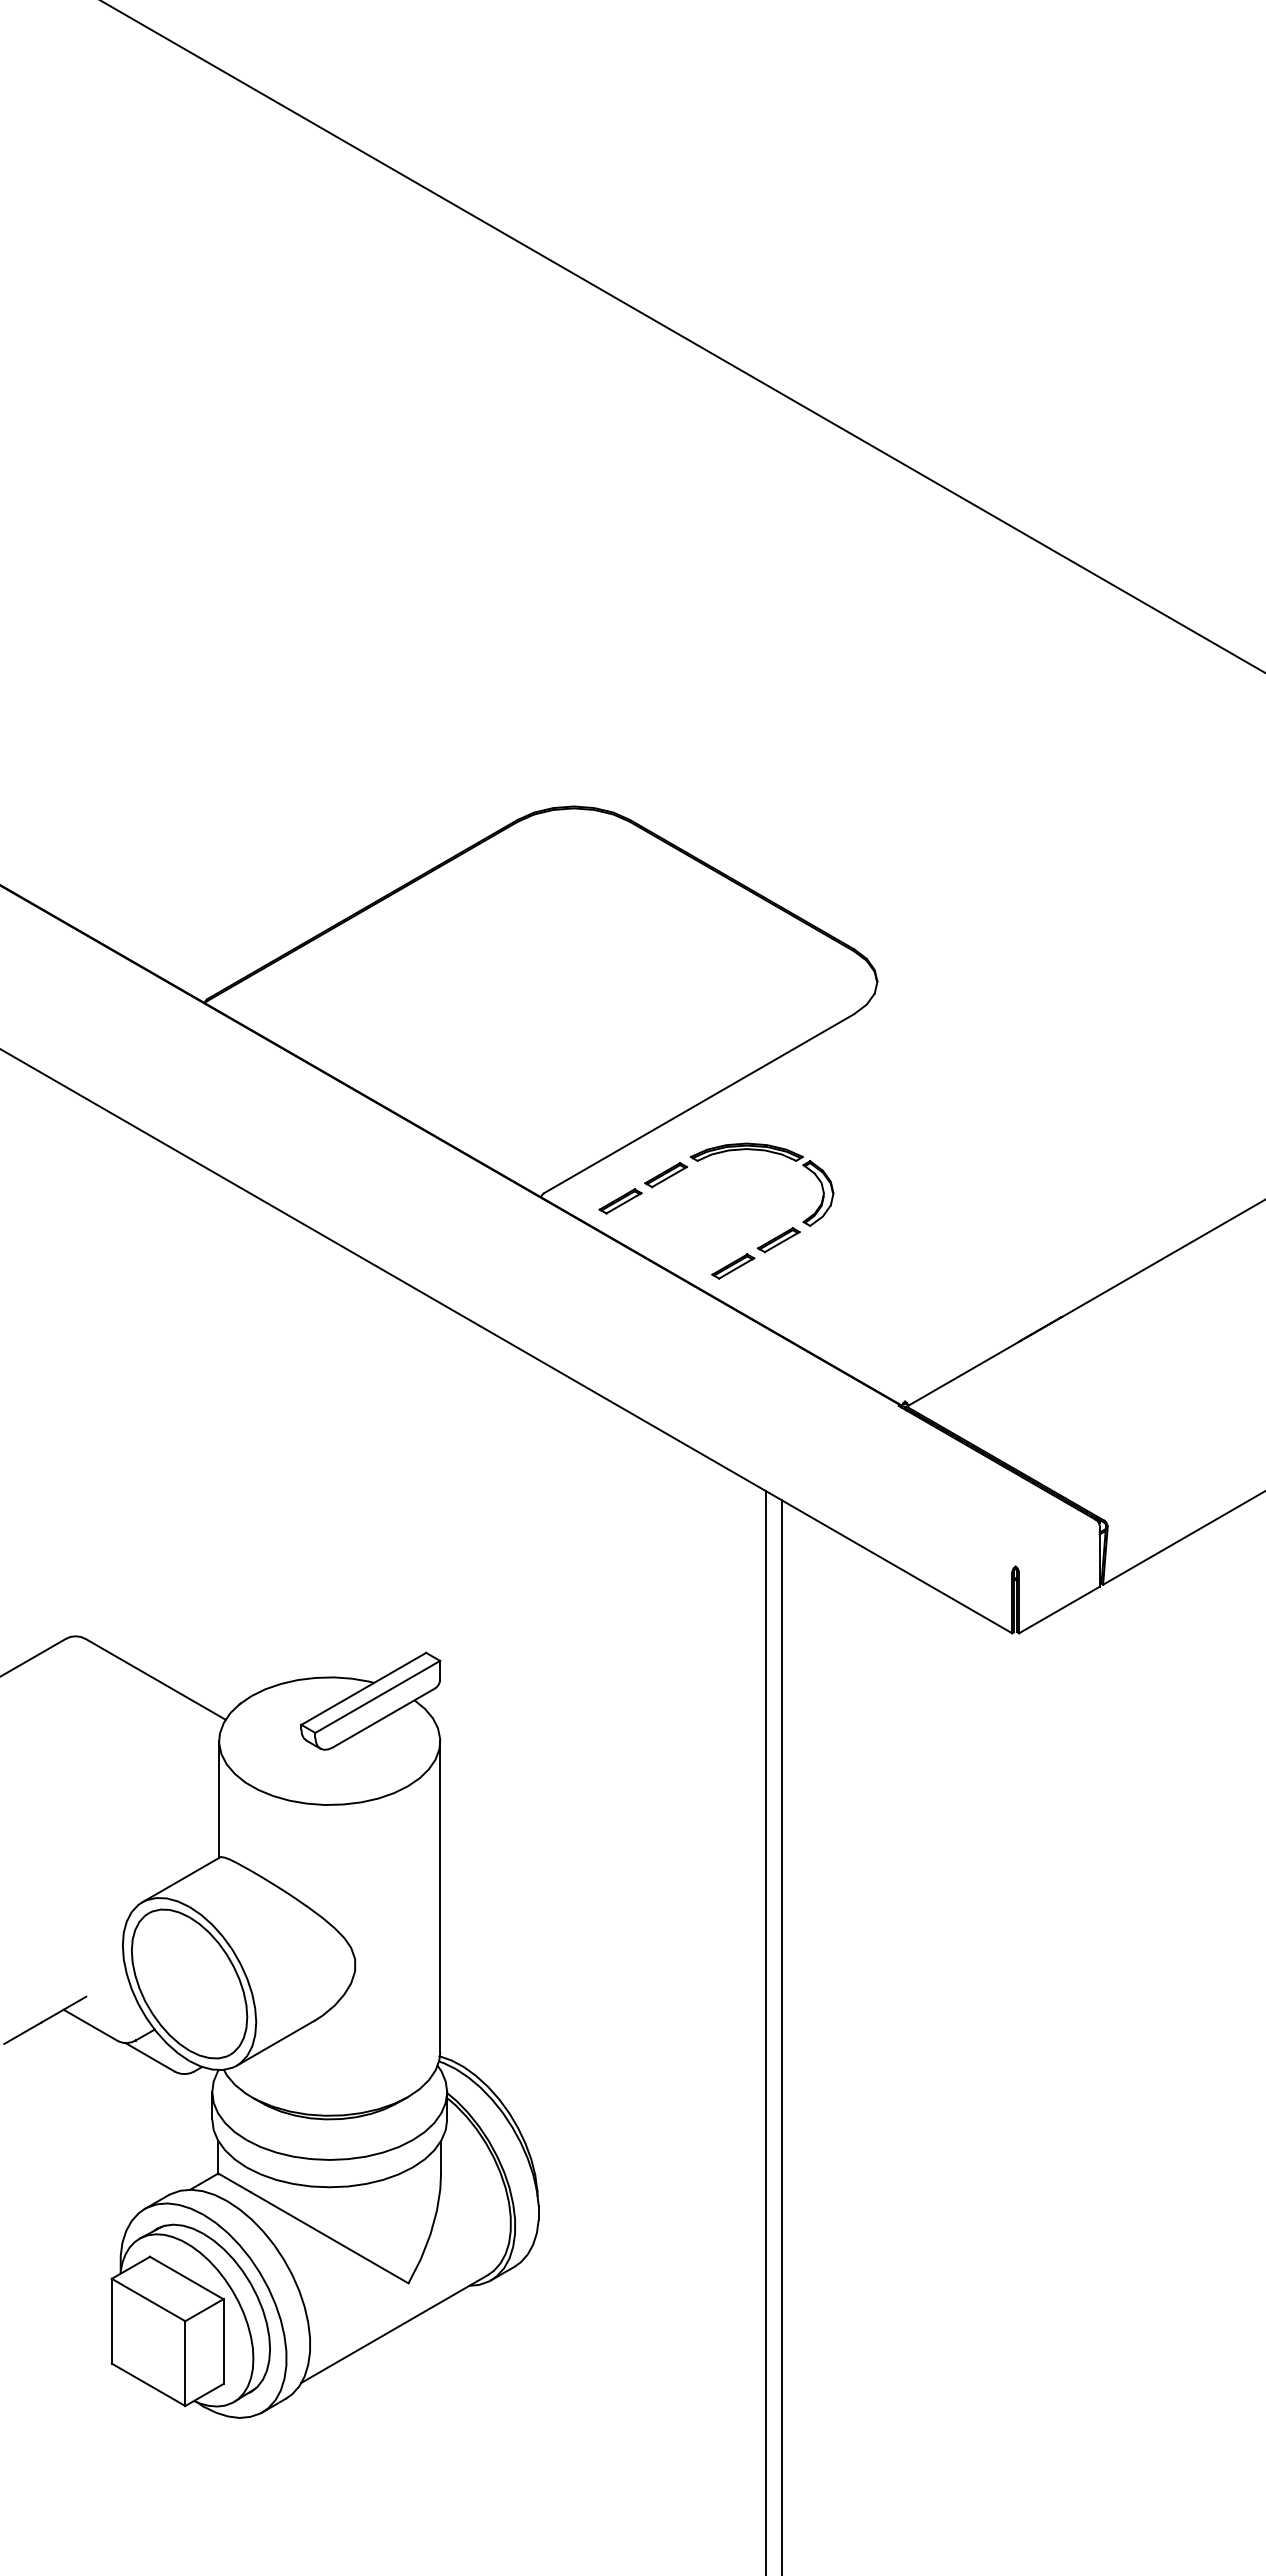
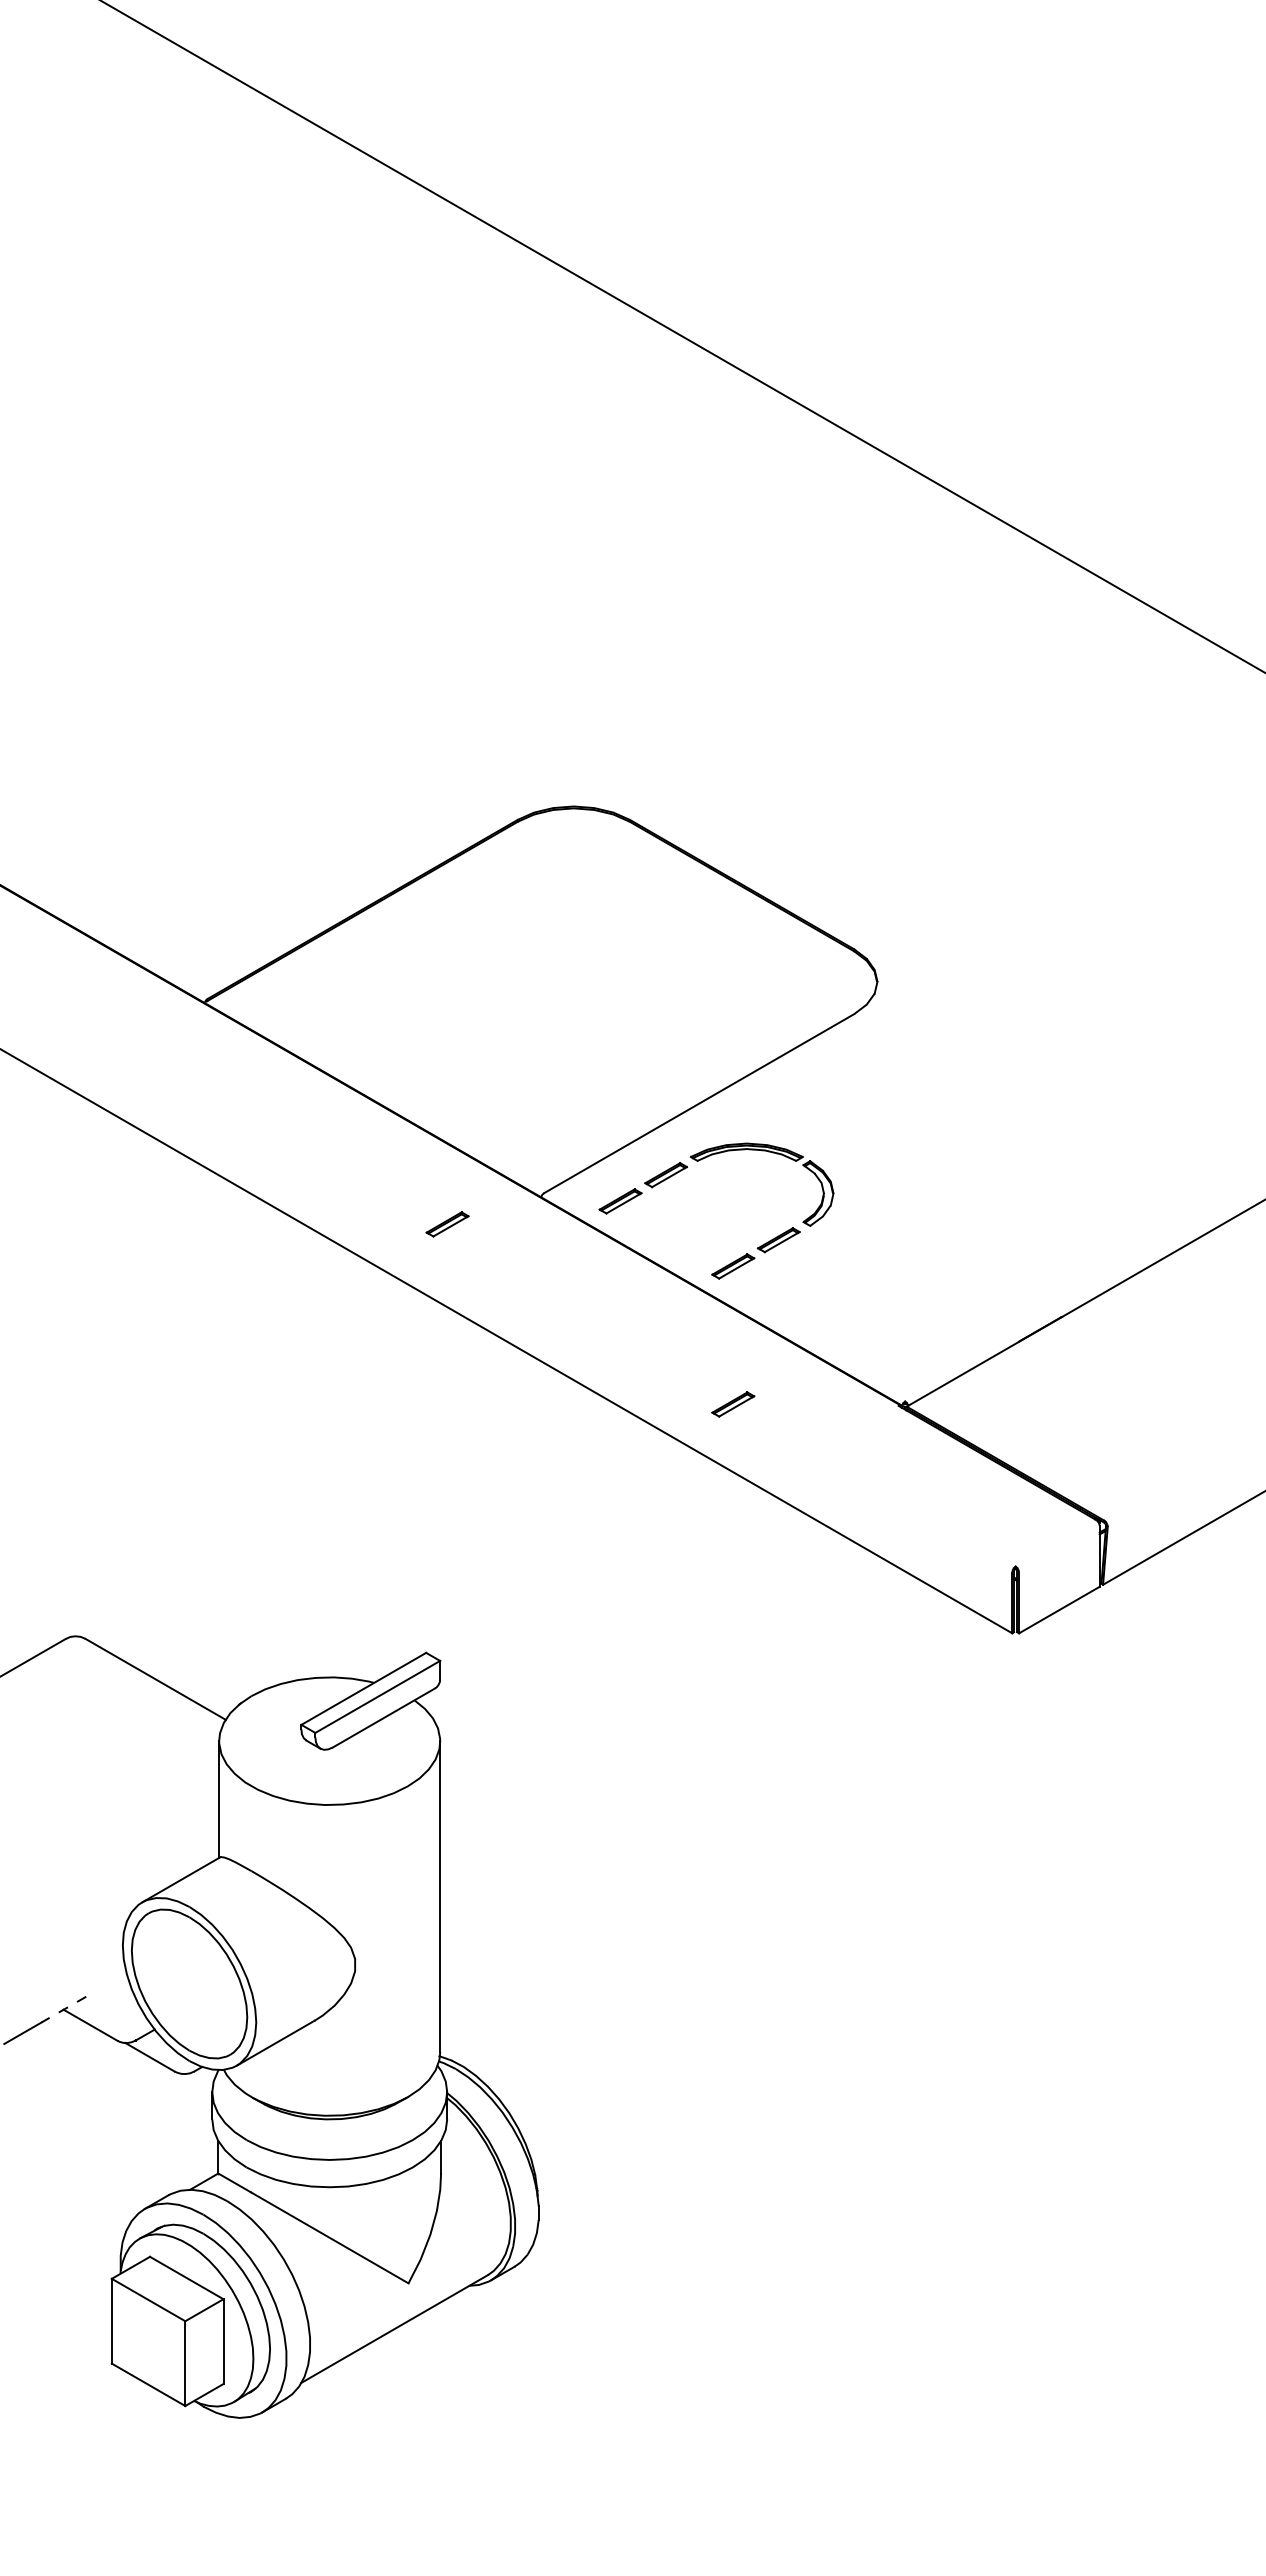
part: none -> present (447, 1224)
part: none -> present (733, 1404)
line: solid -> dashed (63, 2009)
line: present -> none (765, 2031)
line: present -> none (781, 2036)
